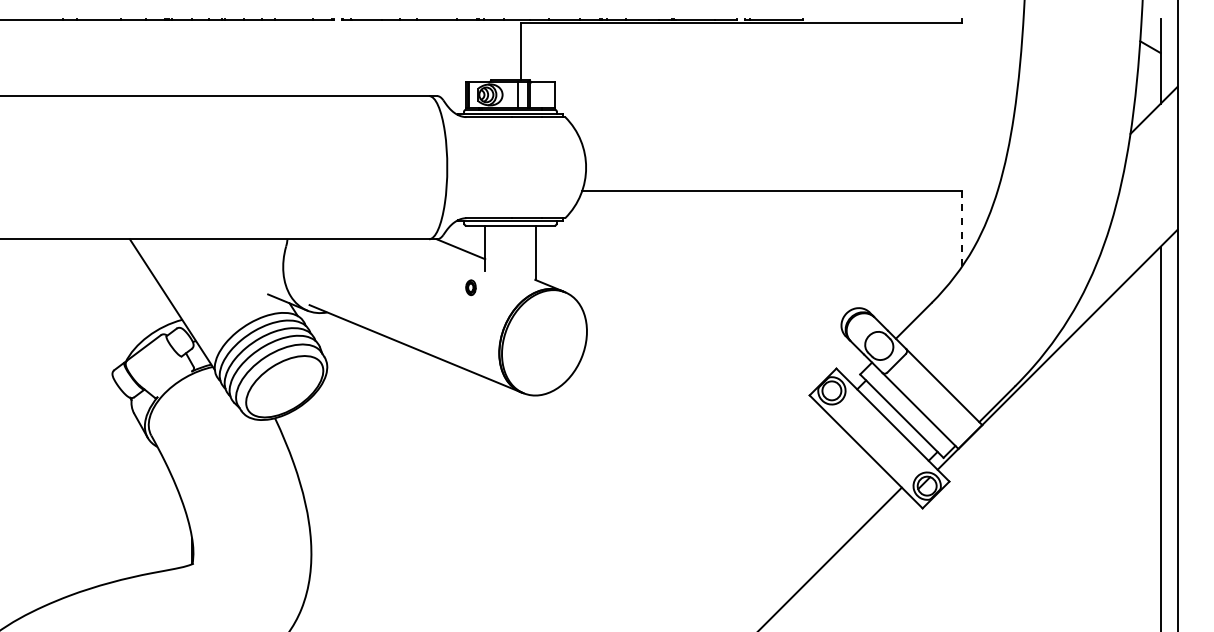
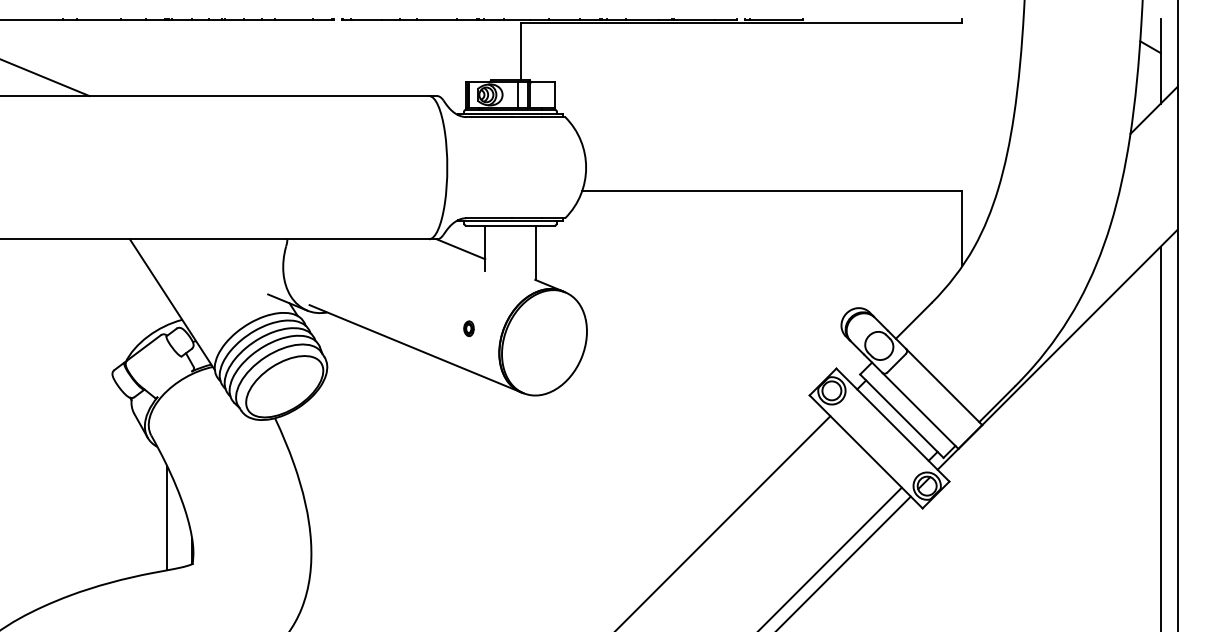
line: none -> present (45, 78)
line: dashed -> solid (962, 228)
part position: (470, 287) -> (468, 328) (468, 328)
line: none -> present (166, 517)
line: none -> present (724, 522)
line: none -> present (844, 562)
